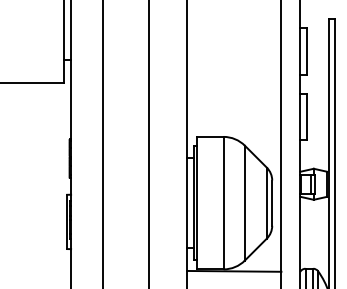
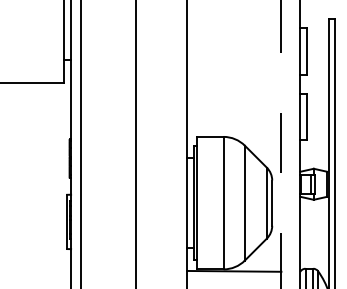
line position: (102, 143) -> (80, 143) (80, 143)
line position: (149, 143) -> (136, 143) (136, 143)
line: solid -> dashed (281, 144)
